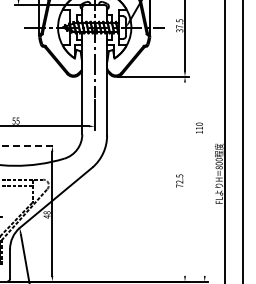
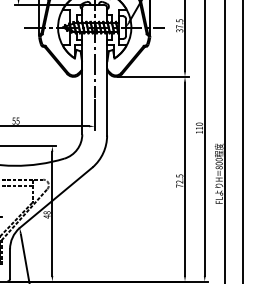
line: none -> present (204, 138)
line: dashed -> solid (28, 146)
line: none -> present (185, 178)
